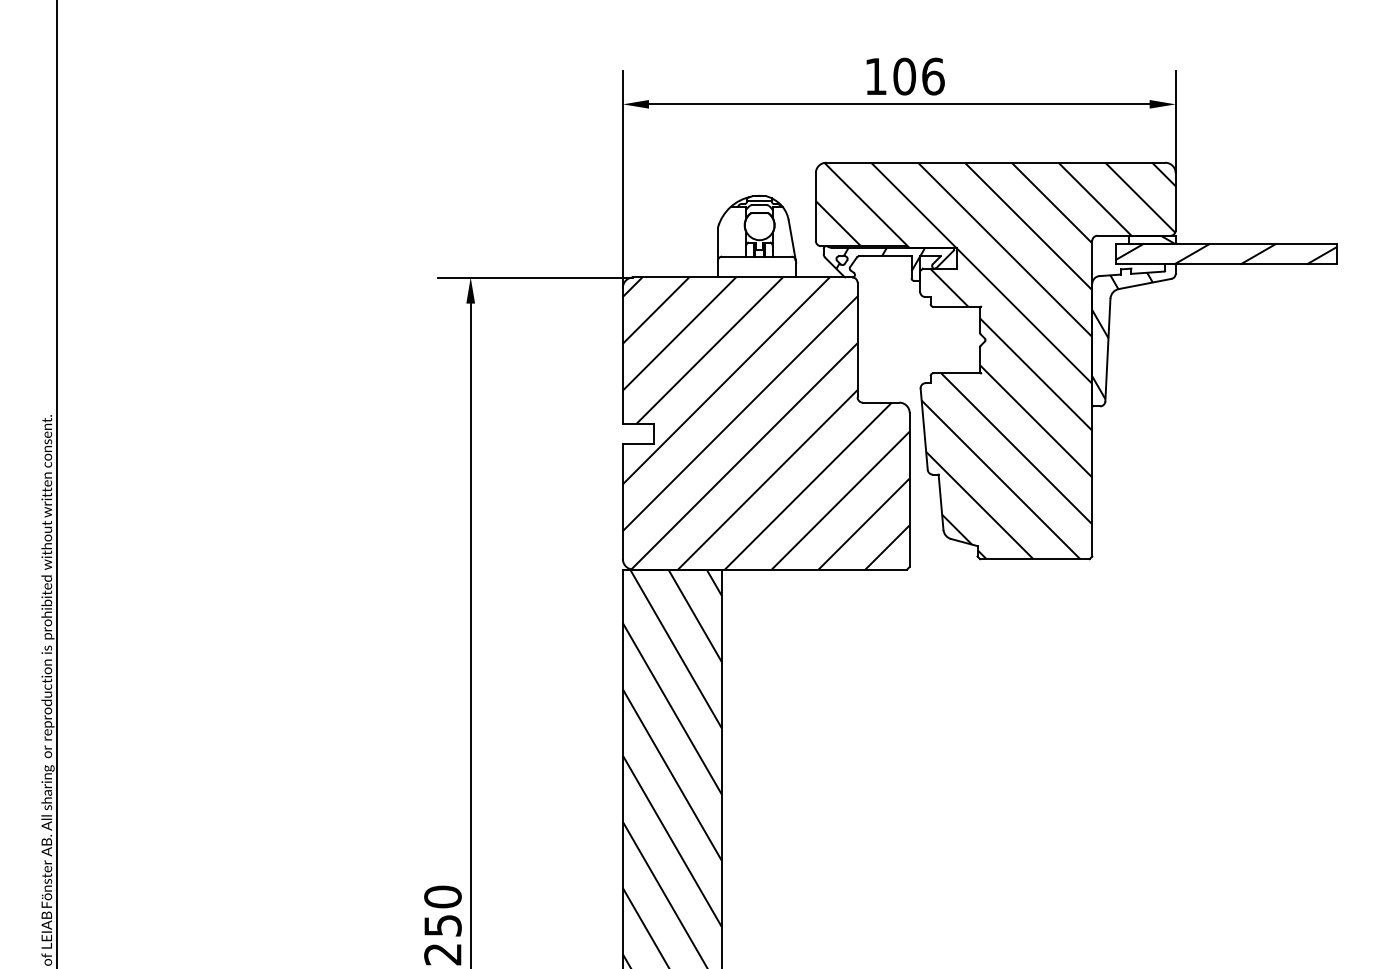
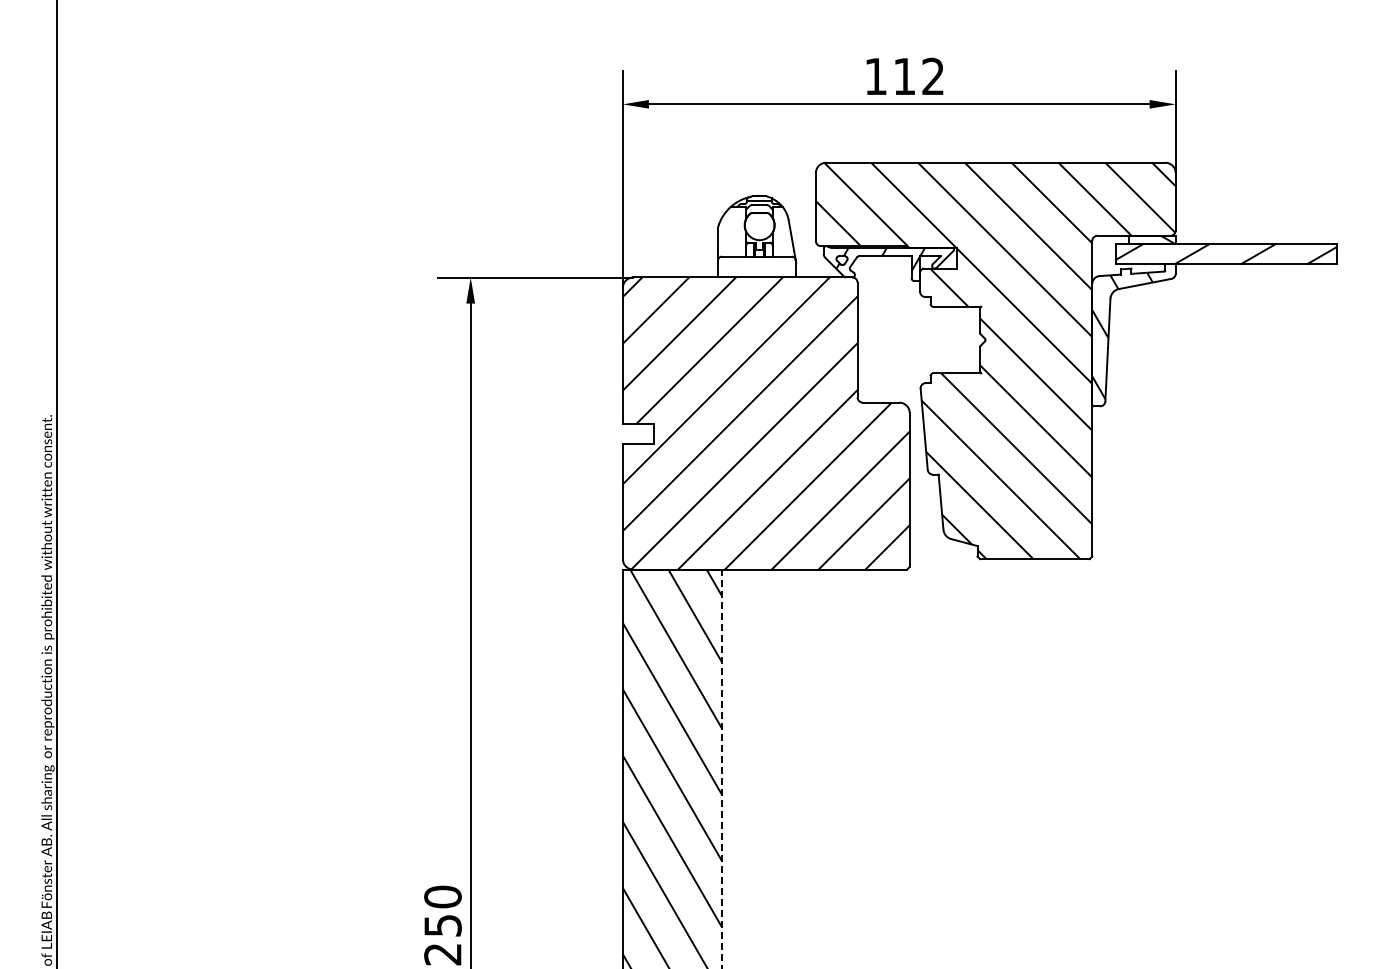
text: 106 -> 112 (918, 76)
line: solid -> dashed (721, 769)
